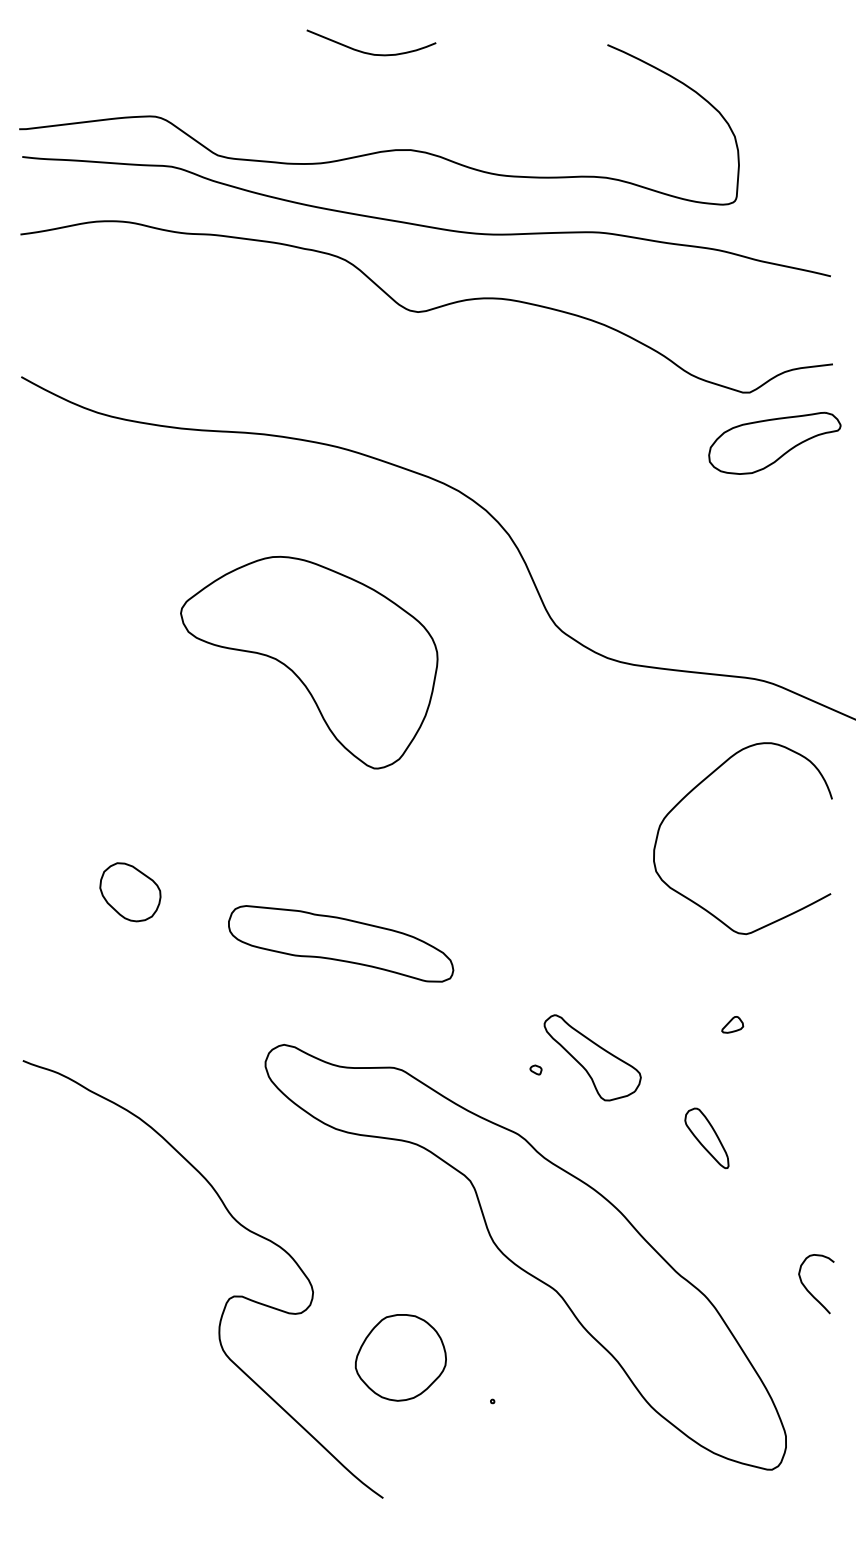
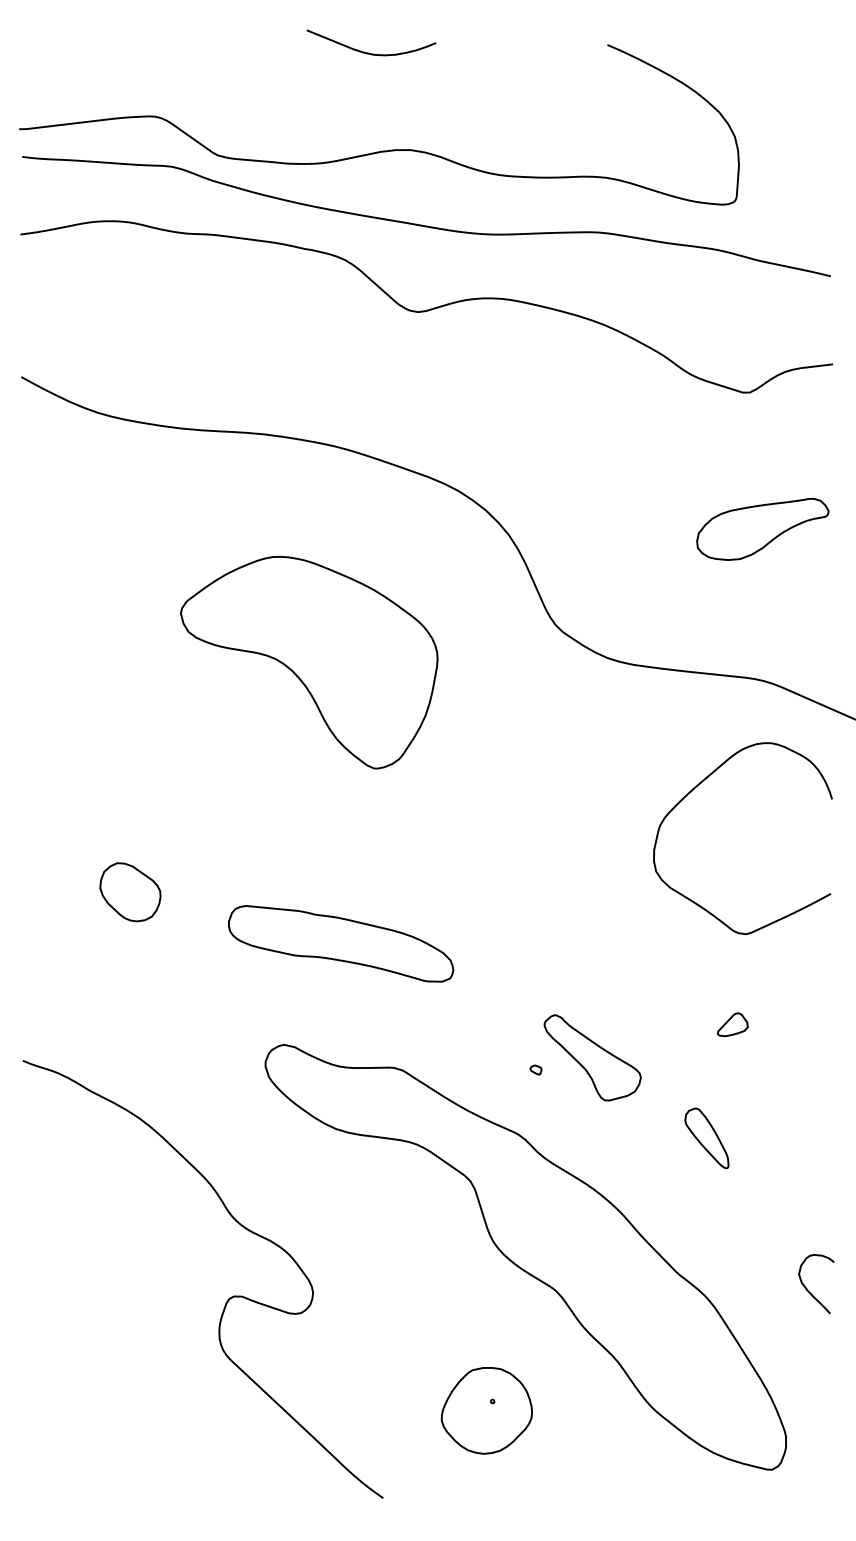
part position: (774, 442) -> (762, 528) (762, 528)
part size: 24x18 px -> 33x26 px (732, 1024)
part position: (400, 1357) -> (486, 1410) (486, 1410)
